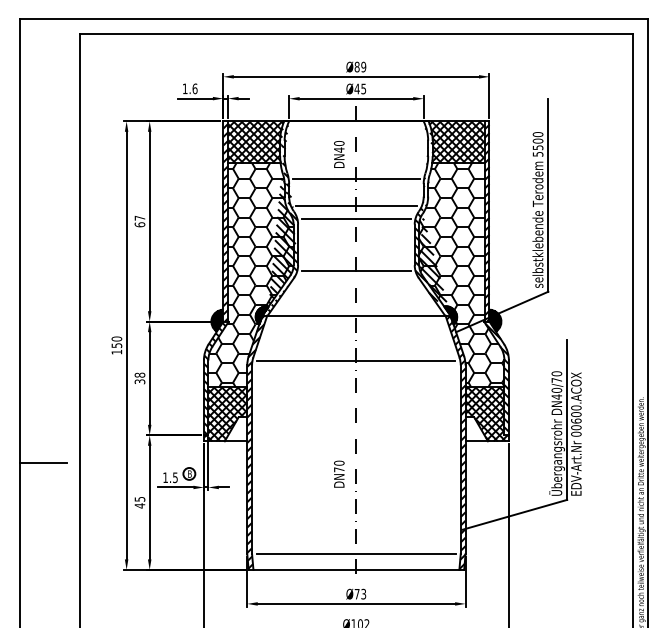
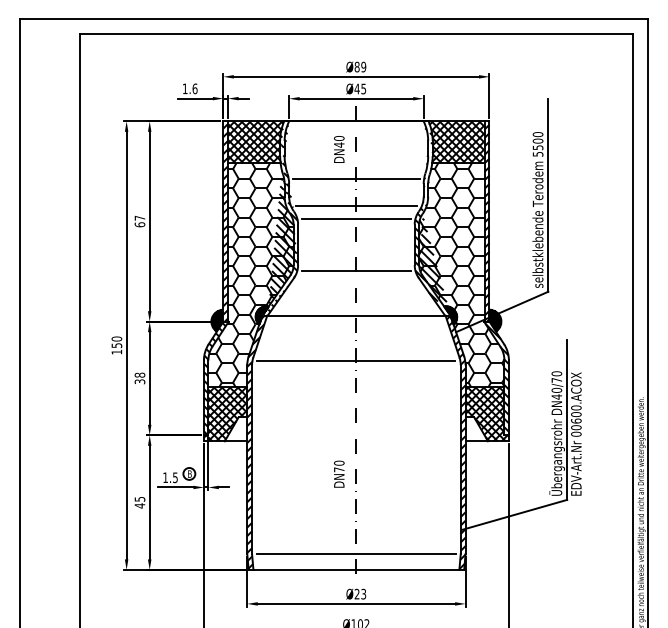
text position: (339, 154) -> (339, 149) (339, 149)
line: present -> none (43, 463)
text: Ø73 -> Ø23 (356, 593)
